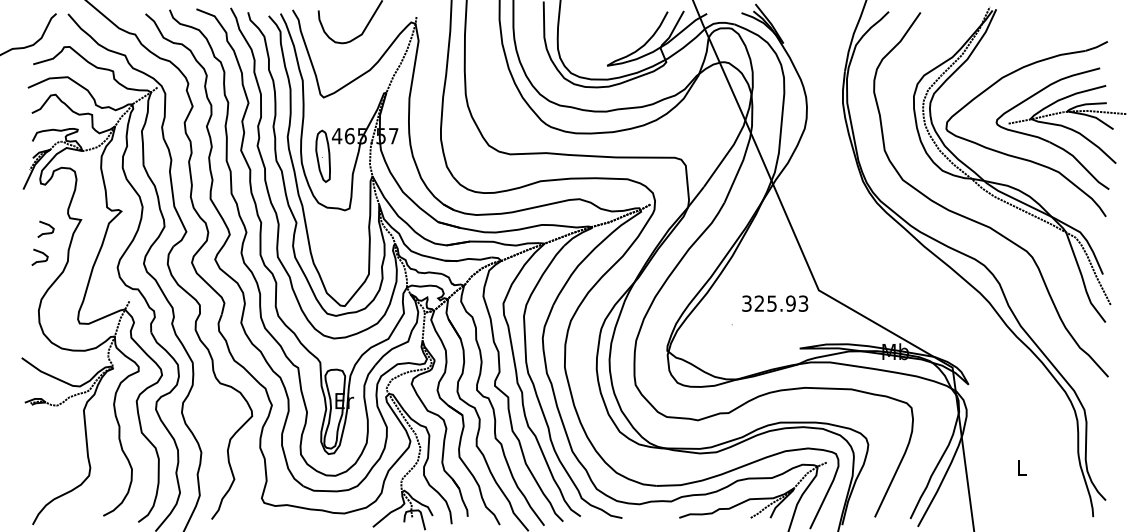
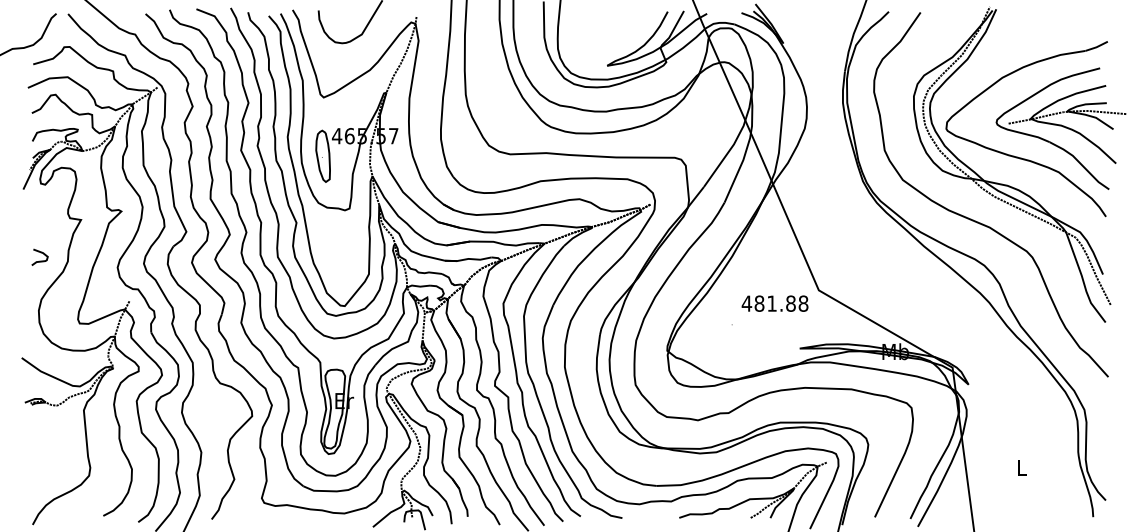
curve: present -> none (46, 225)
text: 325.93 -> 481.88 (774, 303)
